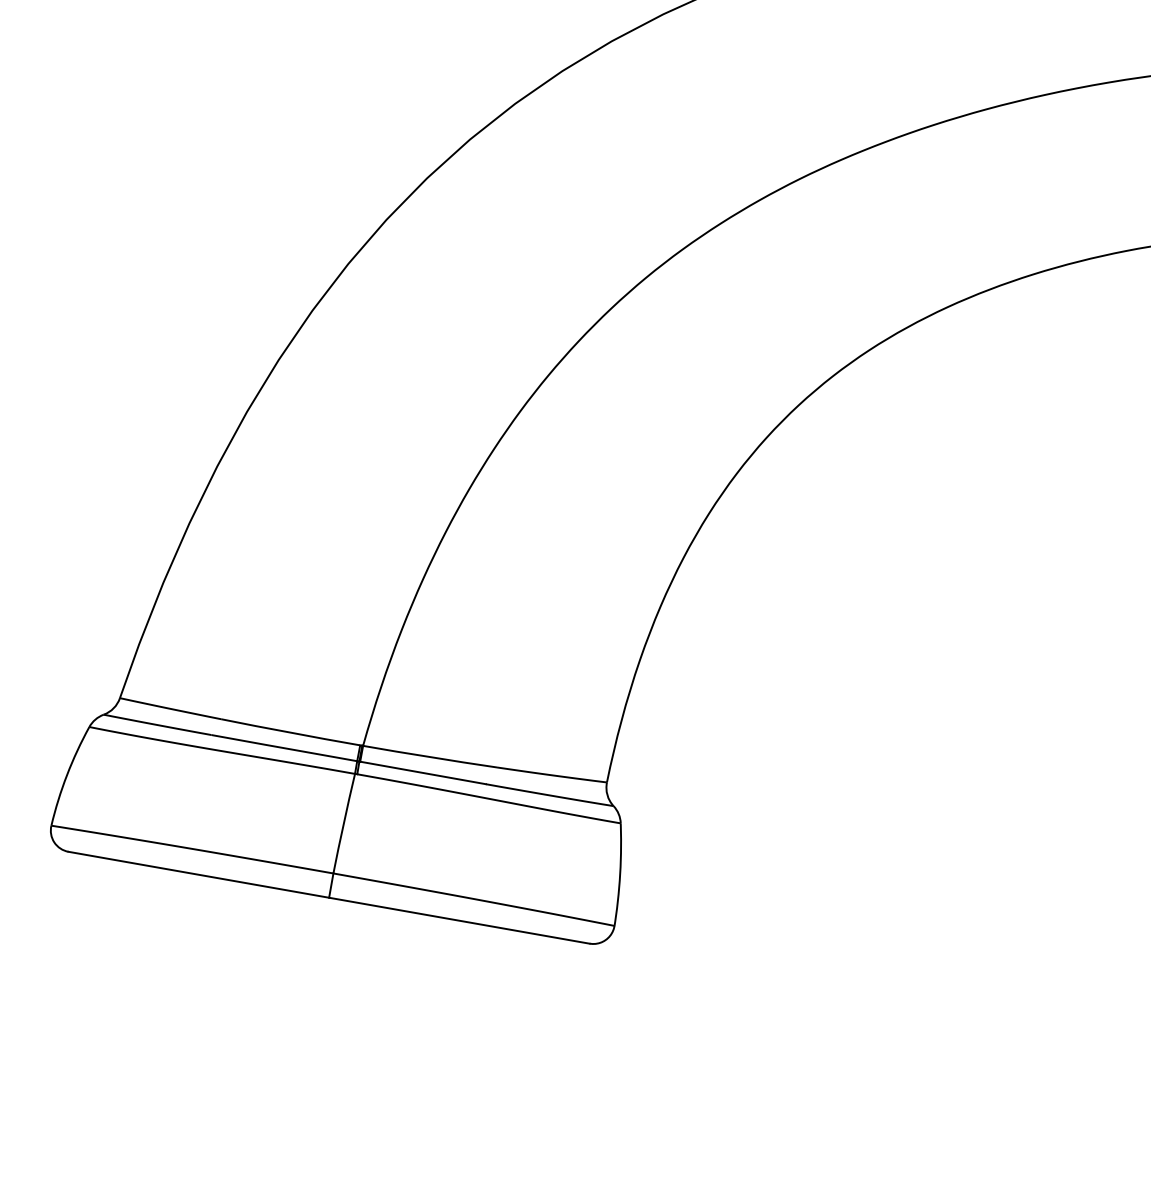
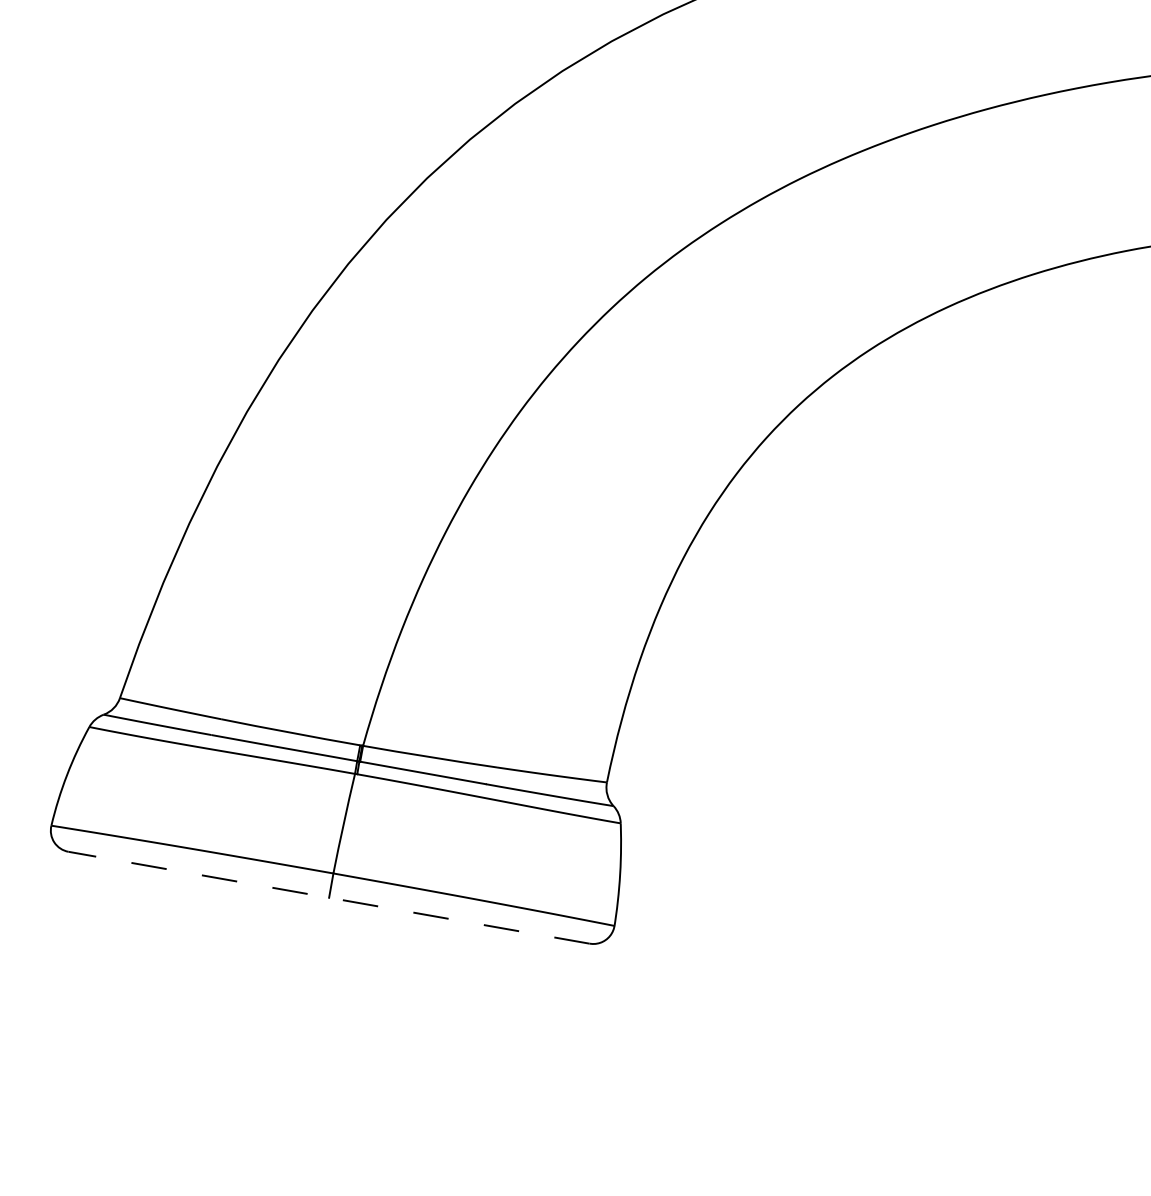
line: solid -> dashed (329, 897)
